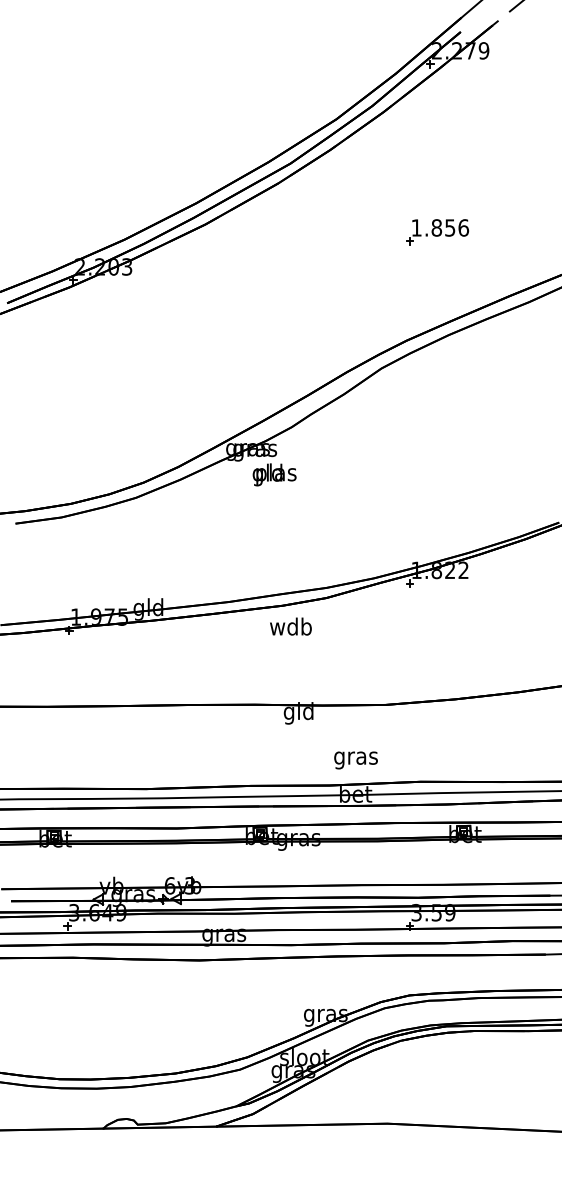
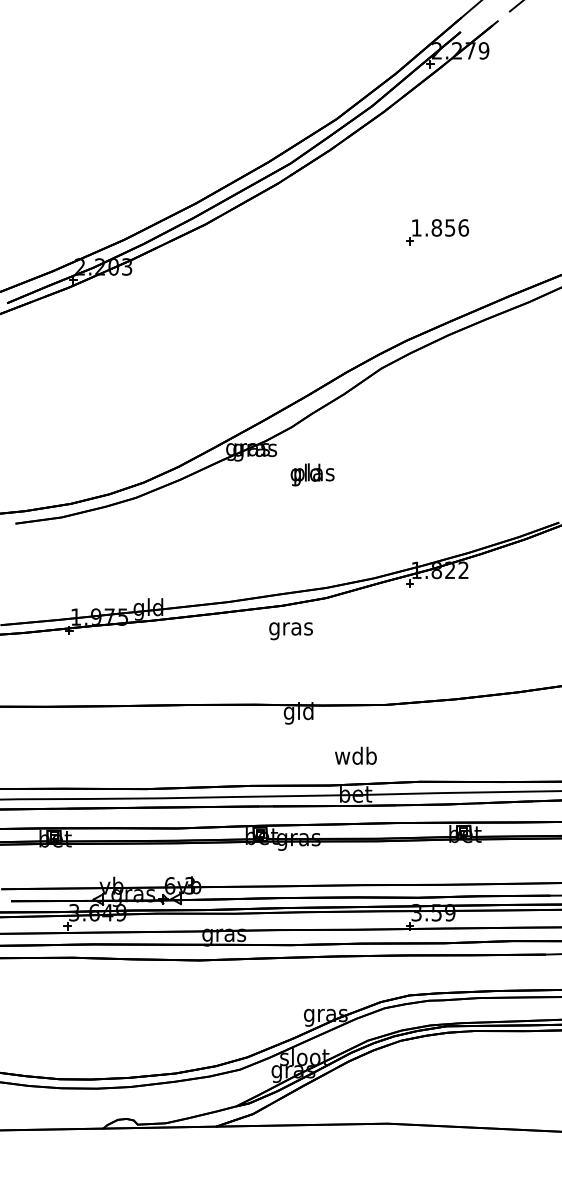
text position: (274, 474) -> (312, 474) (312, 474)
text: wdb -> gras (290, 628)
text: gras -> wdb (355, 757)
